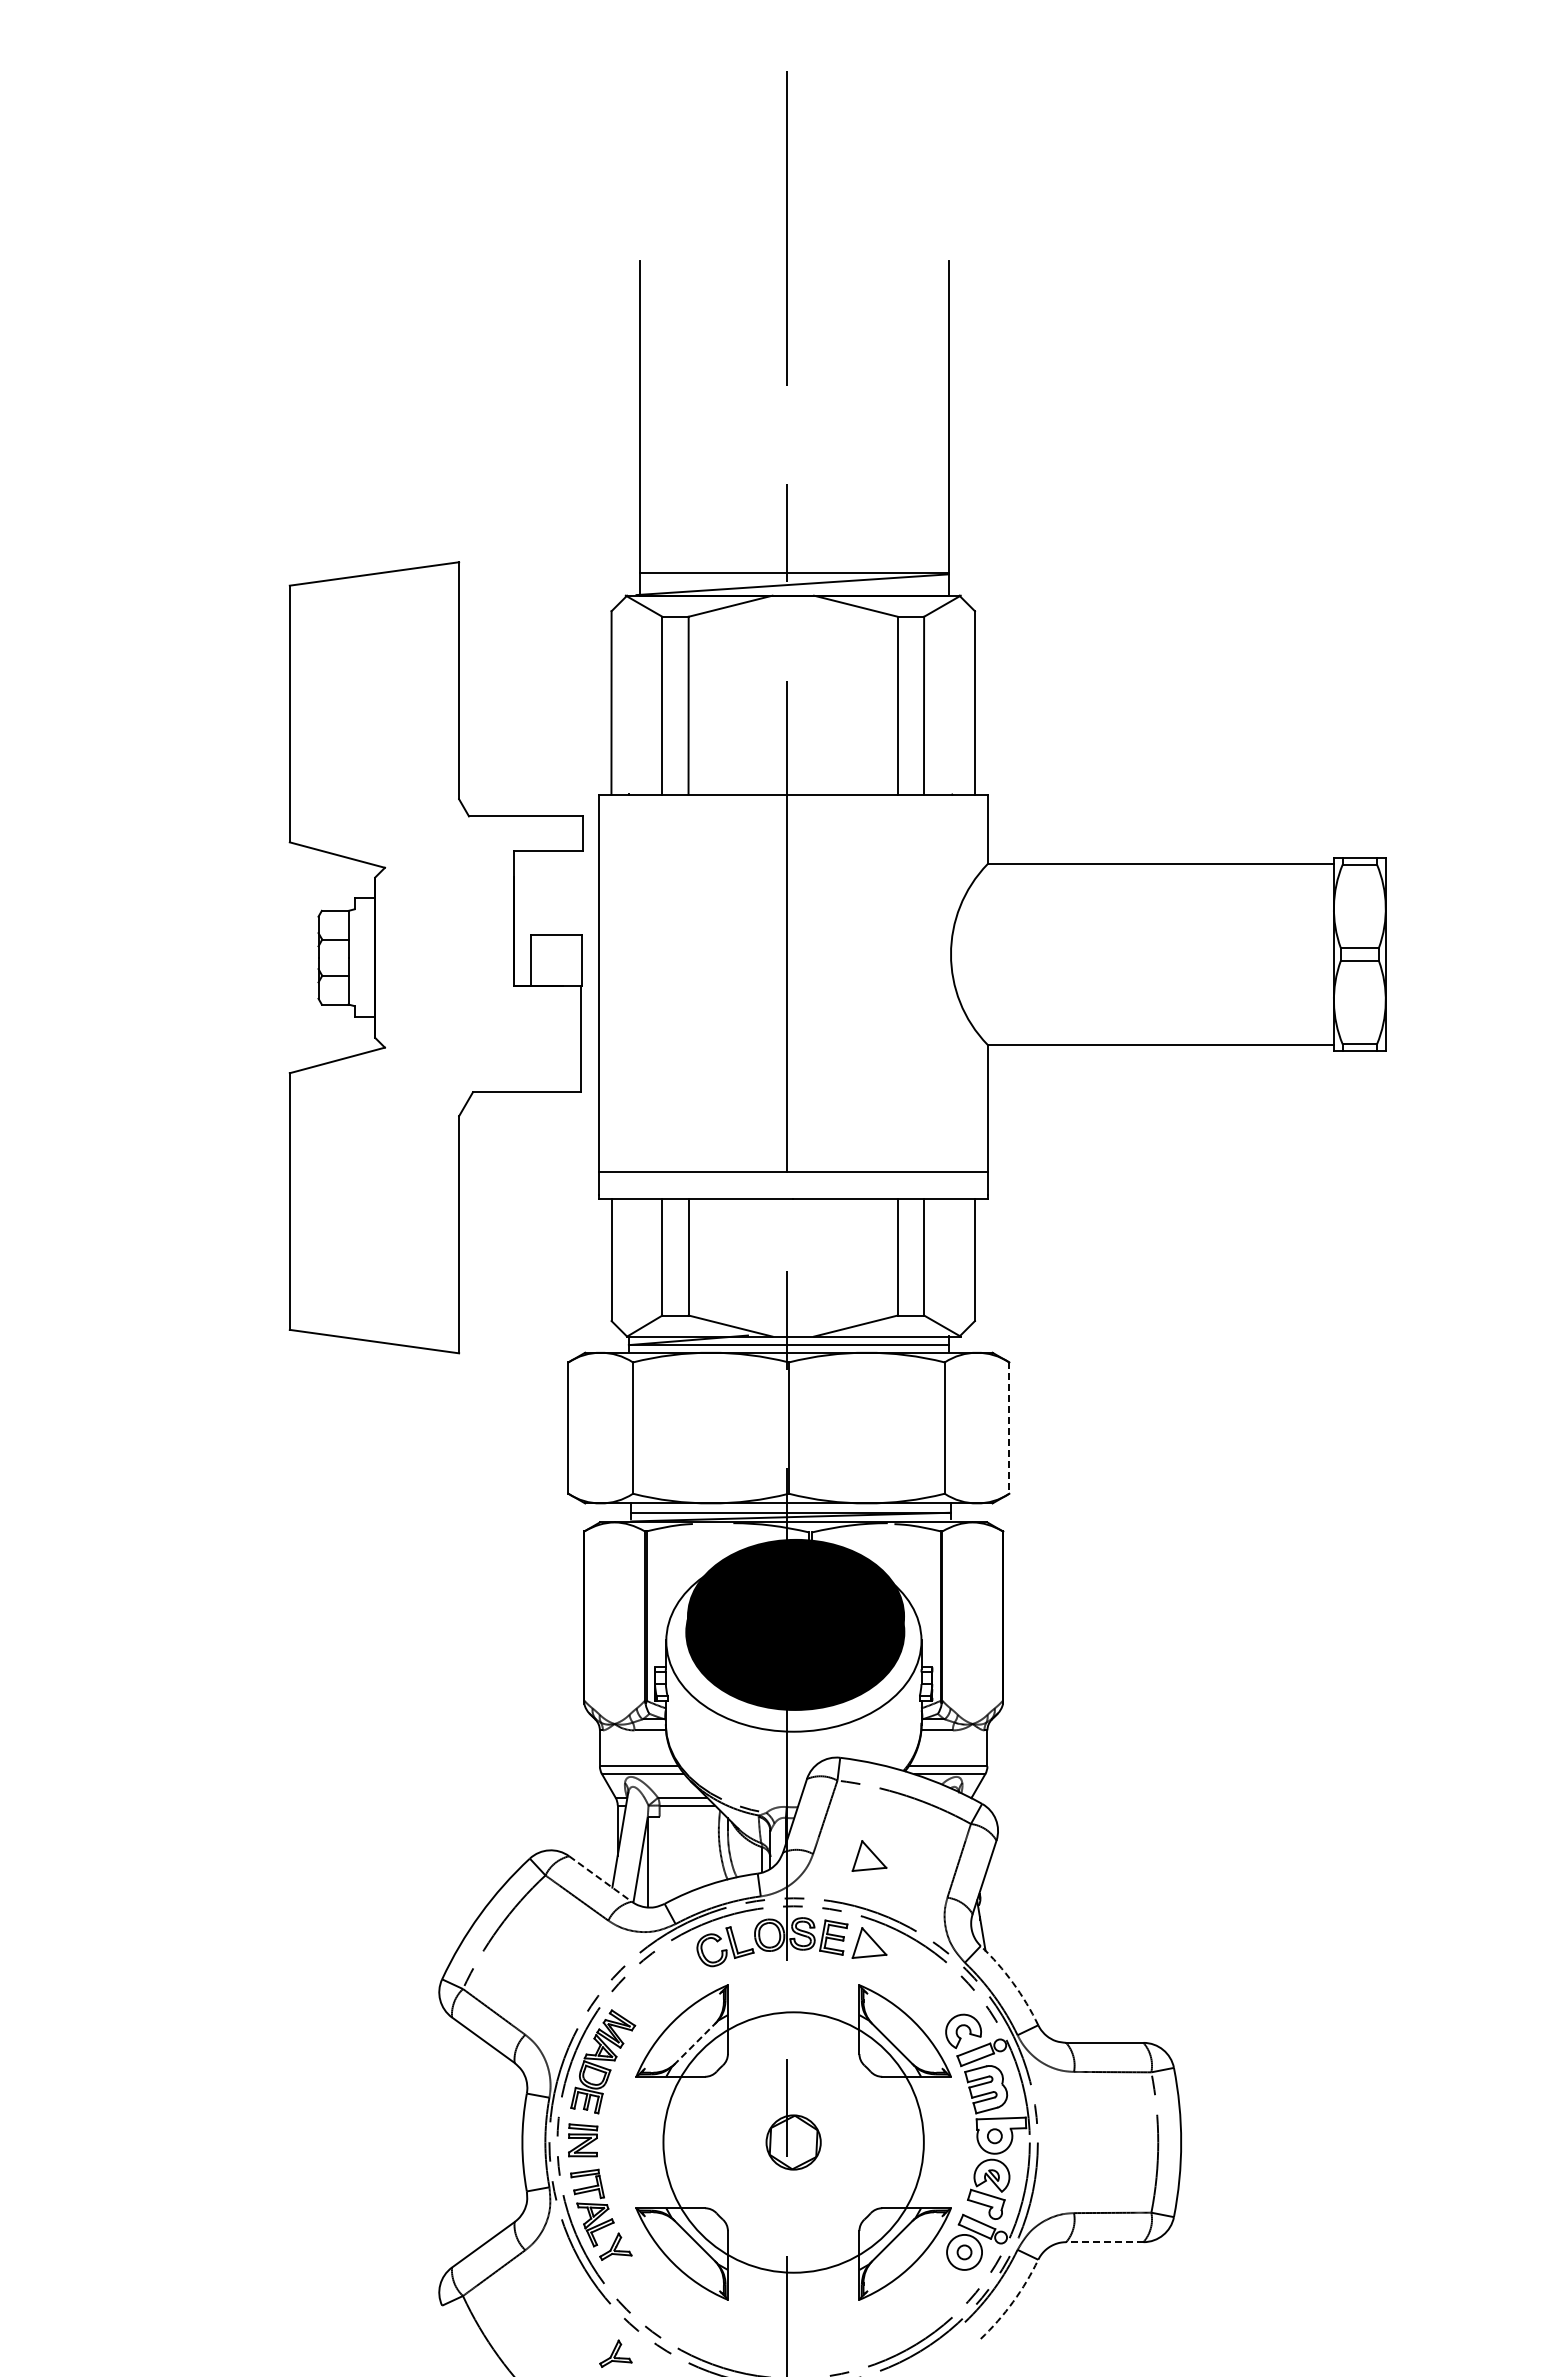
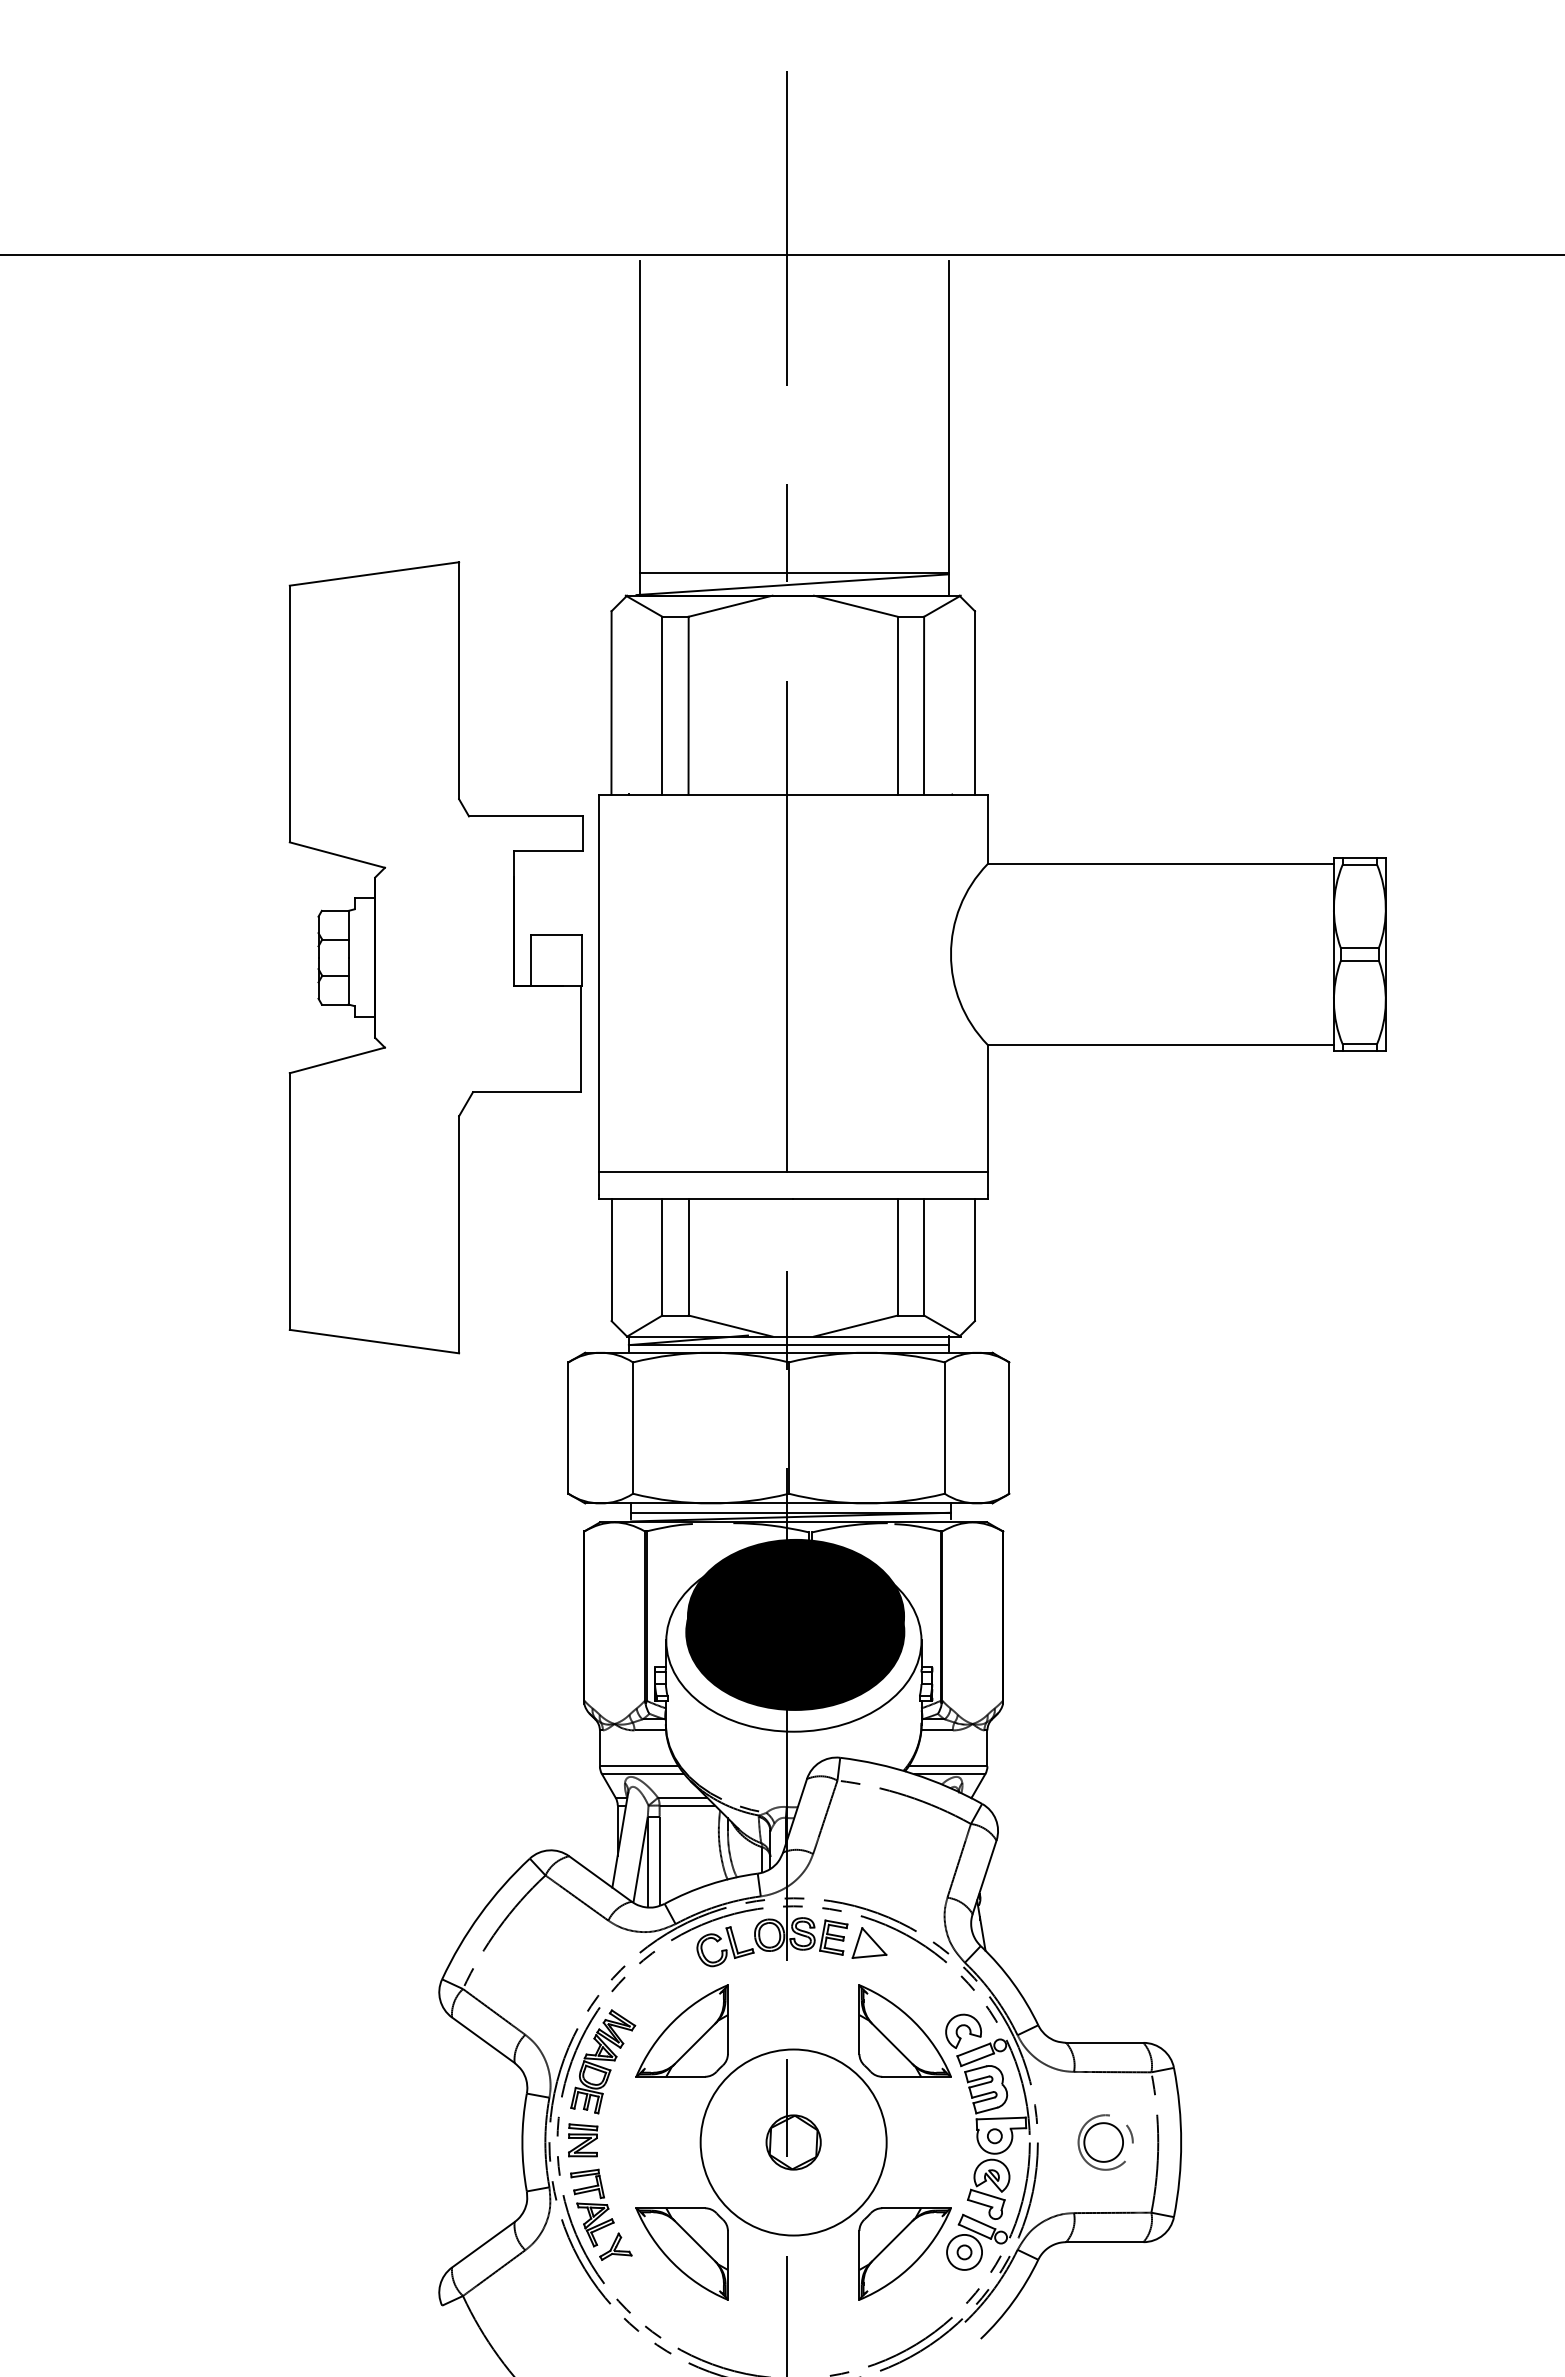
line: none -> present (781, 254)
line: dashed -> solid (1009, 1428)
part: present -> none (869, 1855)
line: none -> present (659, 1860)
line: dashed -> solid (600, 1878)
arc: dashed -> solid (1013, 1983)
line: dashed -> solid (695, 2043)
circle diameter: 260 px -> 186 px (793, 2142)
part: none -> present (1105, 2142)
line: dashed -> solid (1104, 2242)
arc: dashed -> solid (1013, 2301)
part: present -> none (615, 2353)
